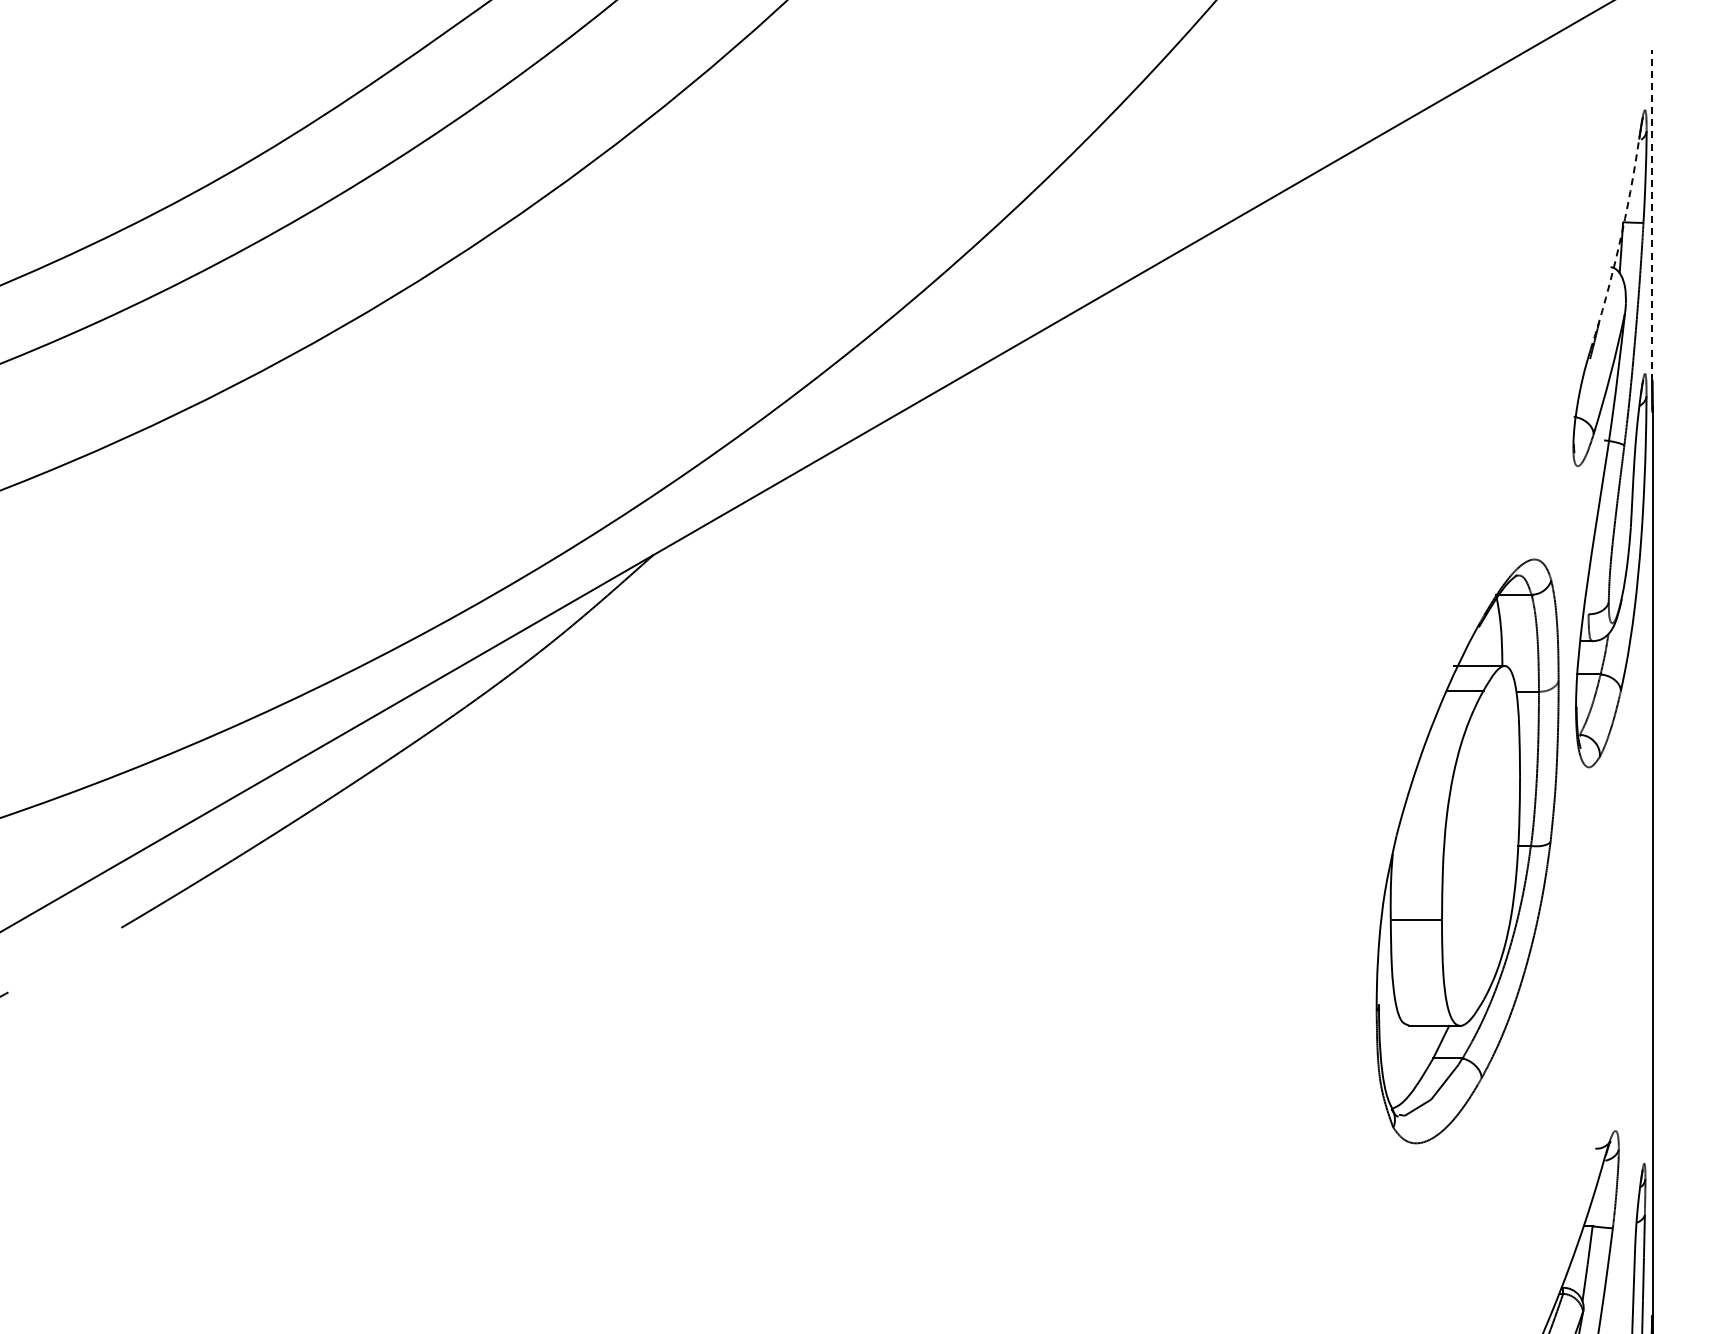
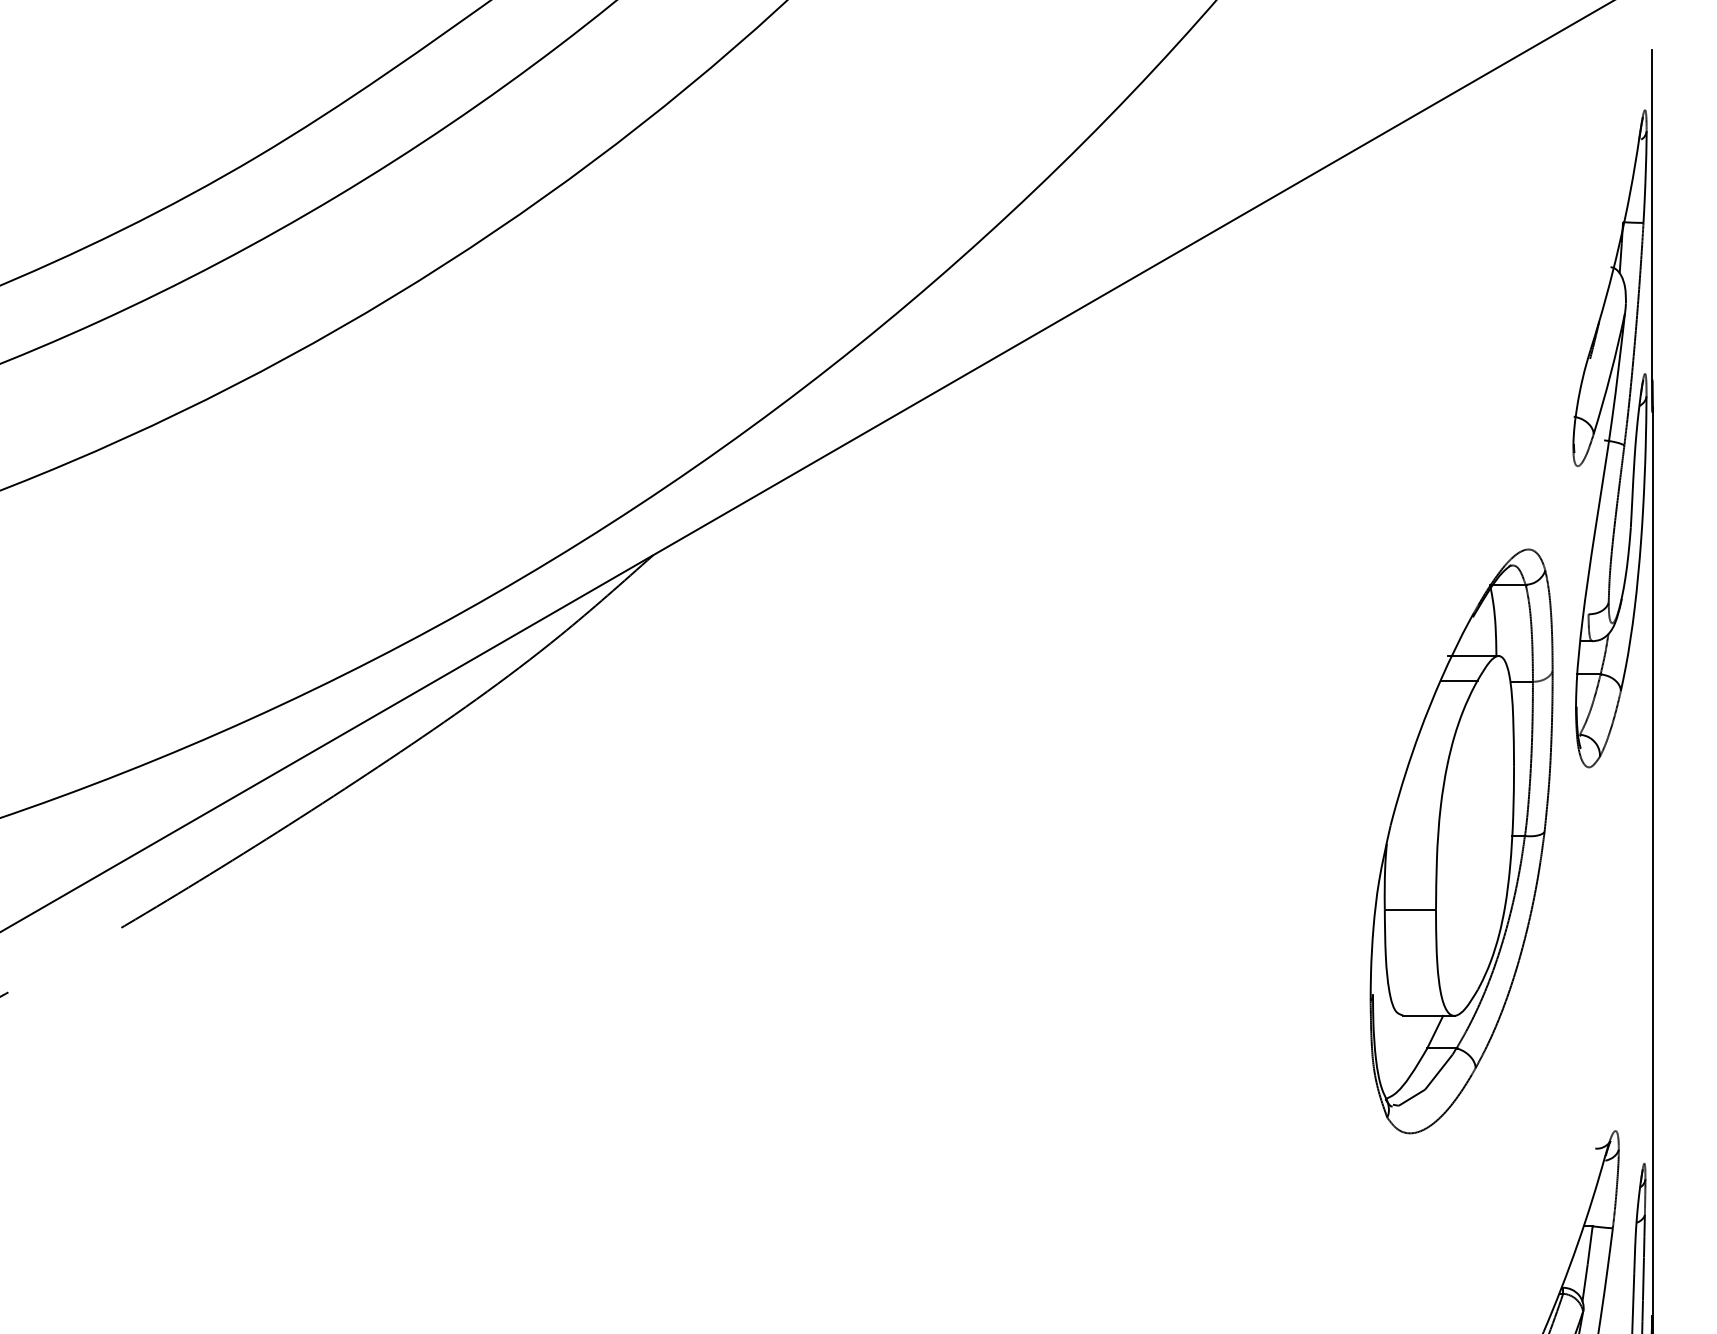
line: dashed -> solid (1652, 215)
arc: dashed -> solid (1619, 244)
part position: (1467, 851) -> (1461, 841) (1461, 841)
